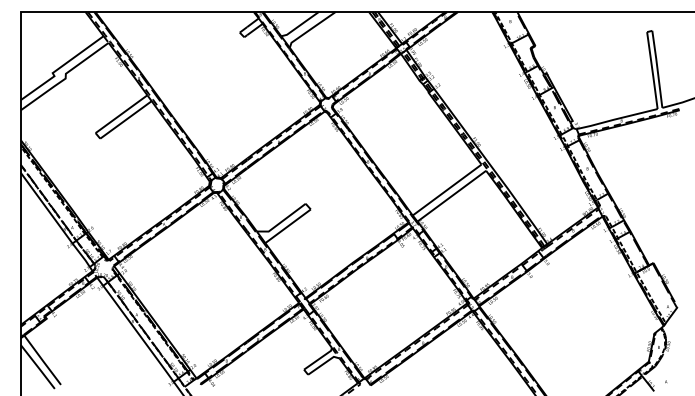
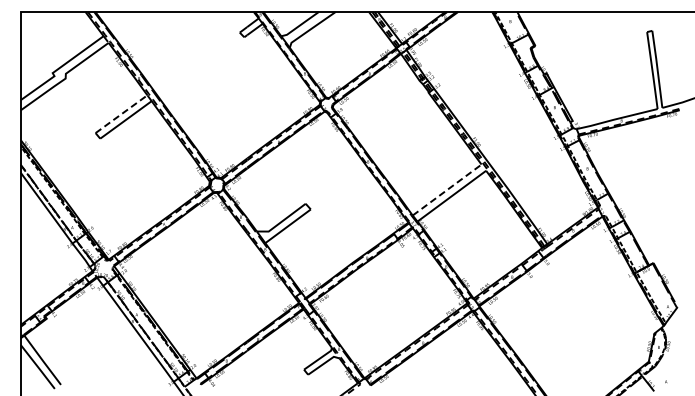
line: solid -> dashed (121, 113)
line: solid -> dashed (447, 190)
